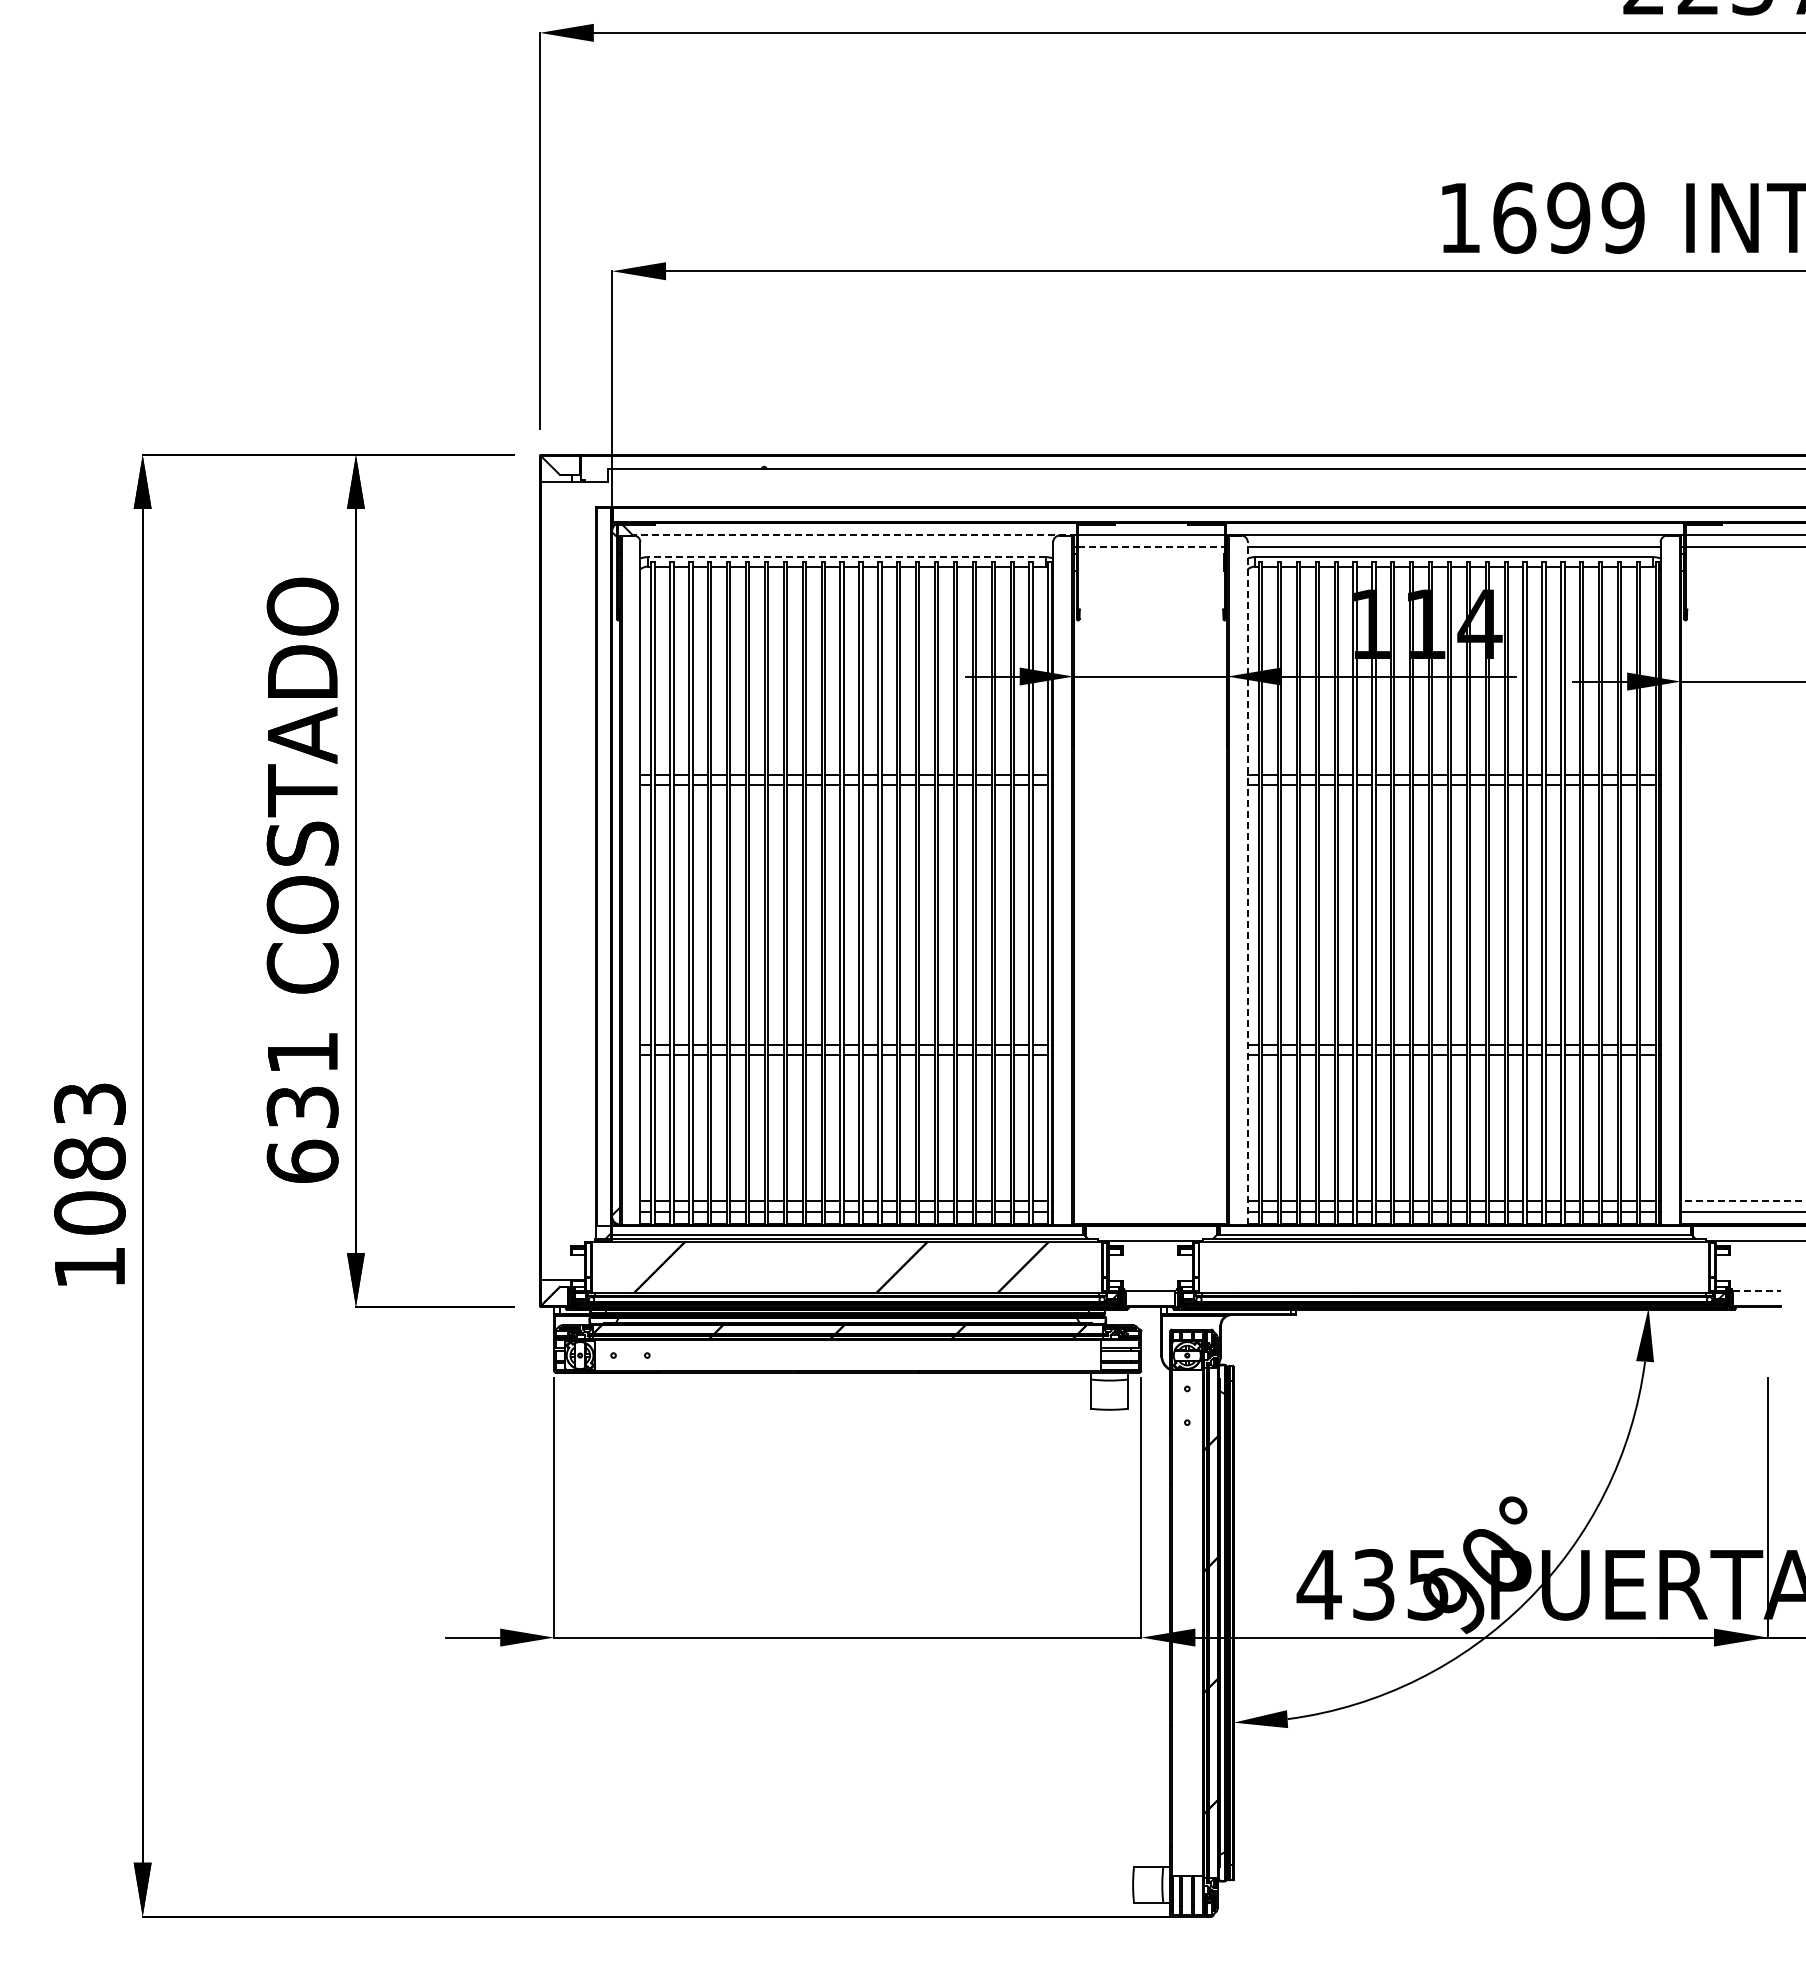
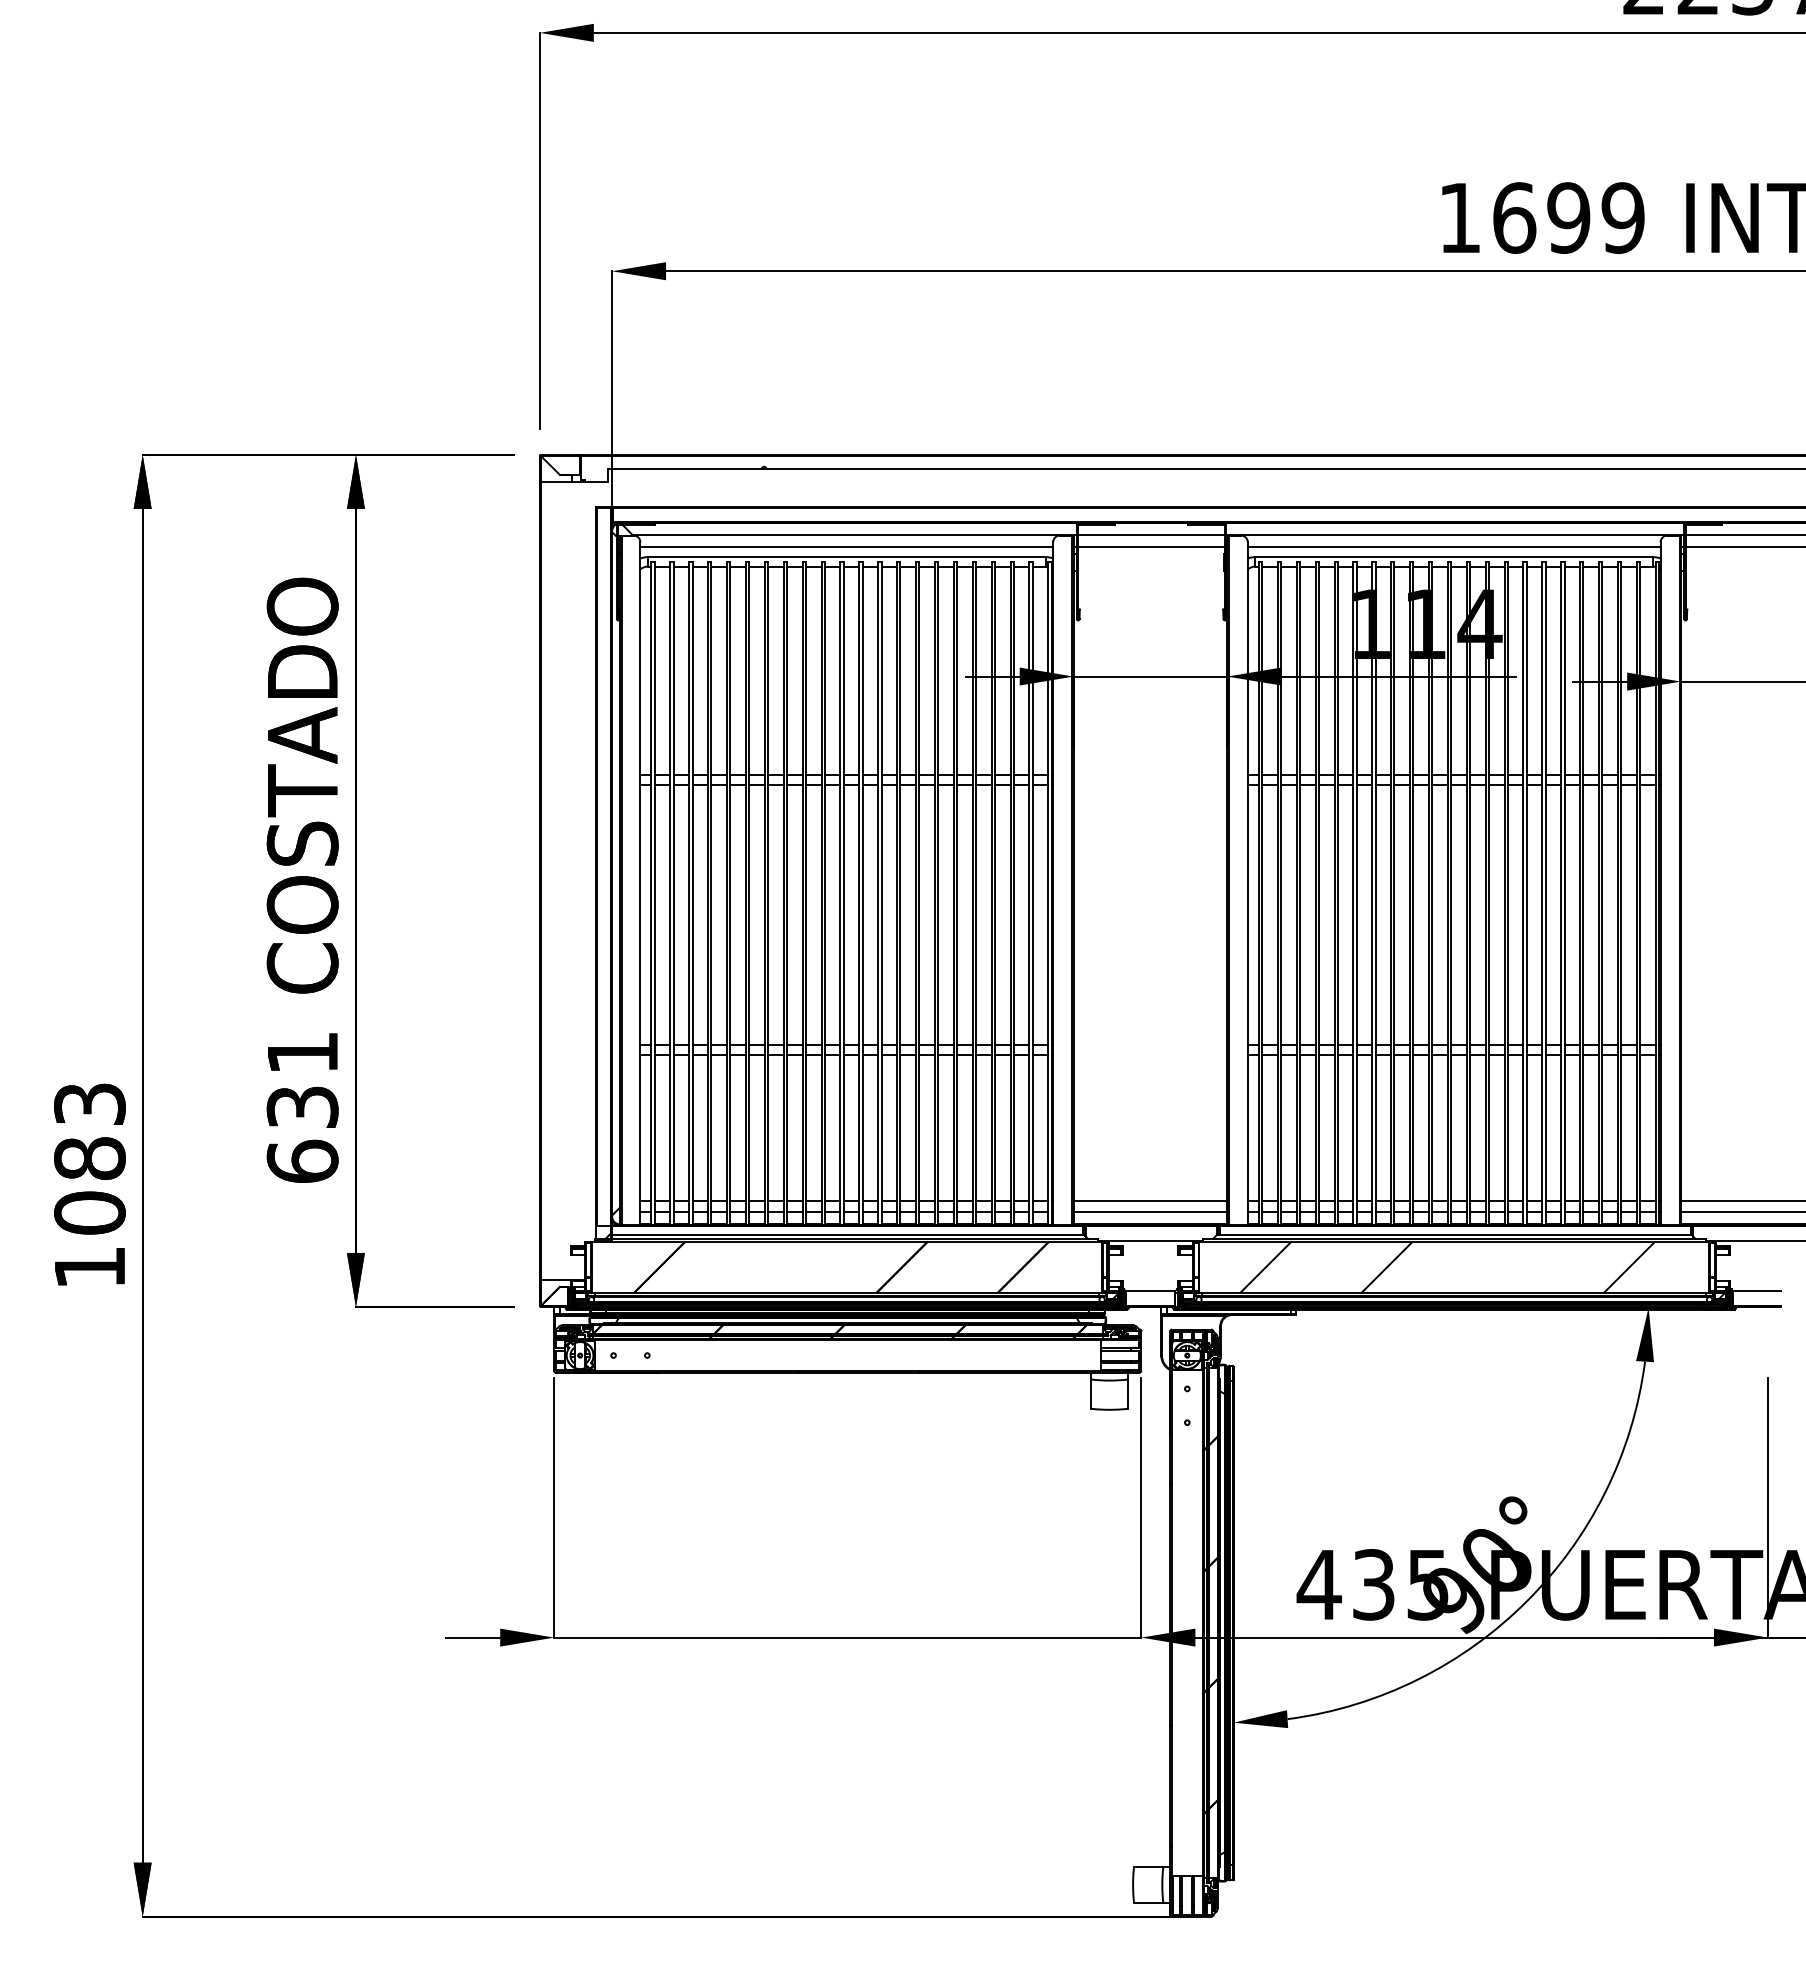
line: dashed -> solid (854, 535)
line: none -> present (846, 546)
line: dashed -> solid (1152, 546)
line: dashed -> solid (846, 557)
line: dashed -> solid (1247, 883)
line: none -> present (1150, 1200)
line: dashed -> solid (1742, 1200)
line: none -> present (1150, 1212)
hatch: none -> present (1447, 1266)
line: dashed -> solid (1757, 1291)
